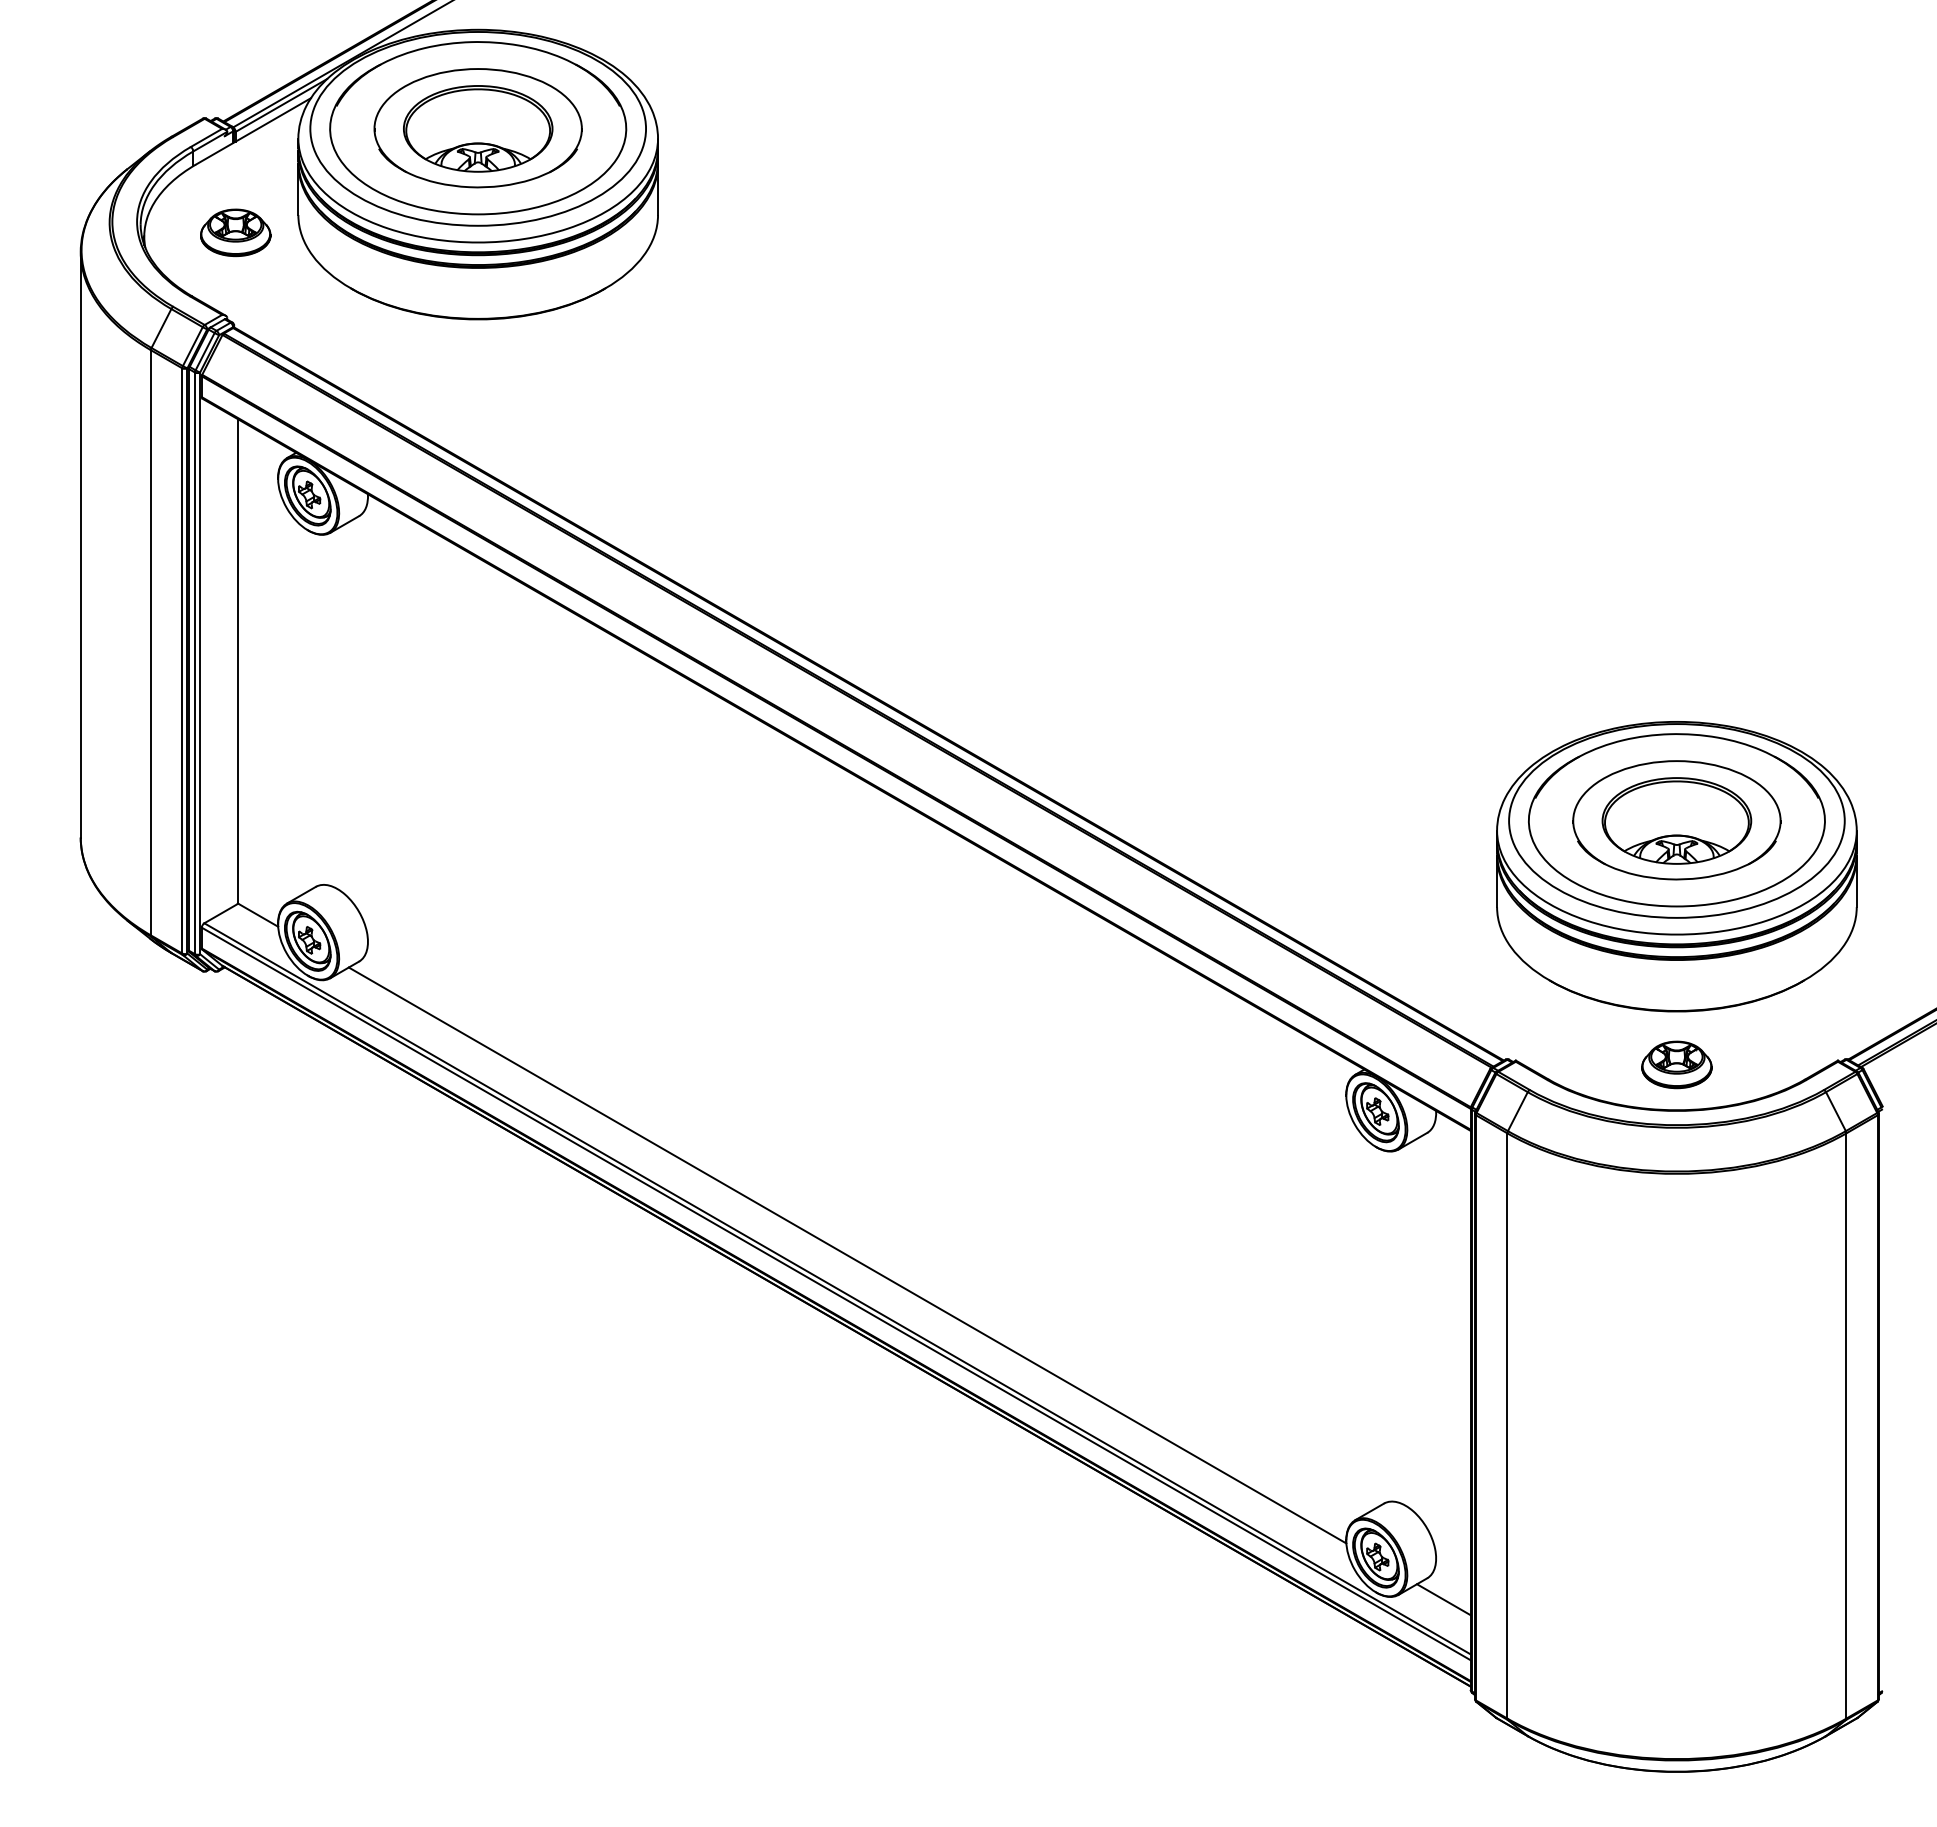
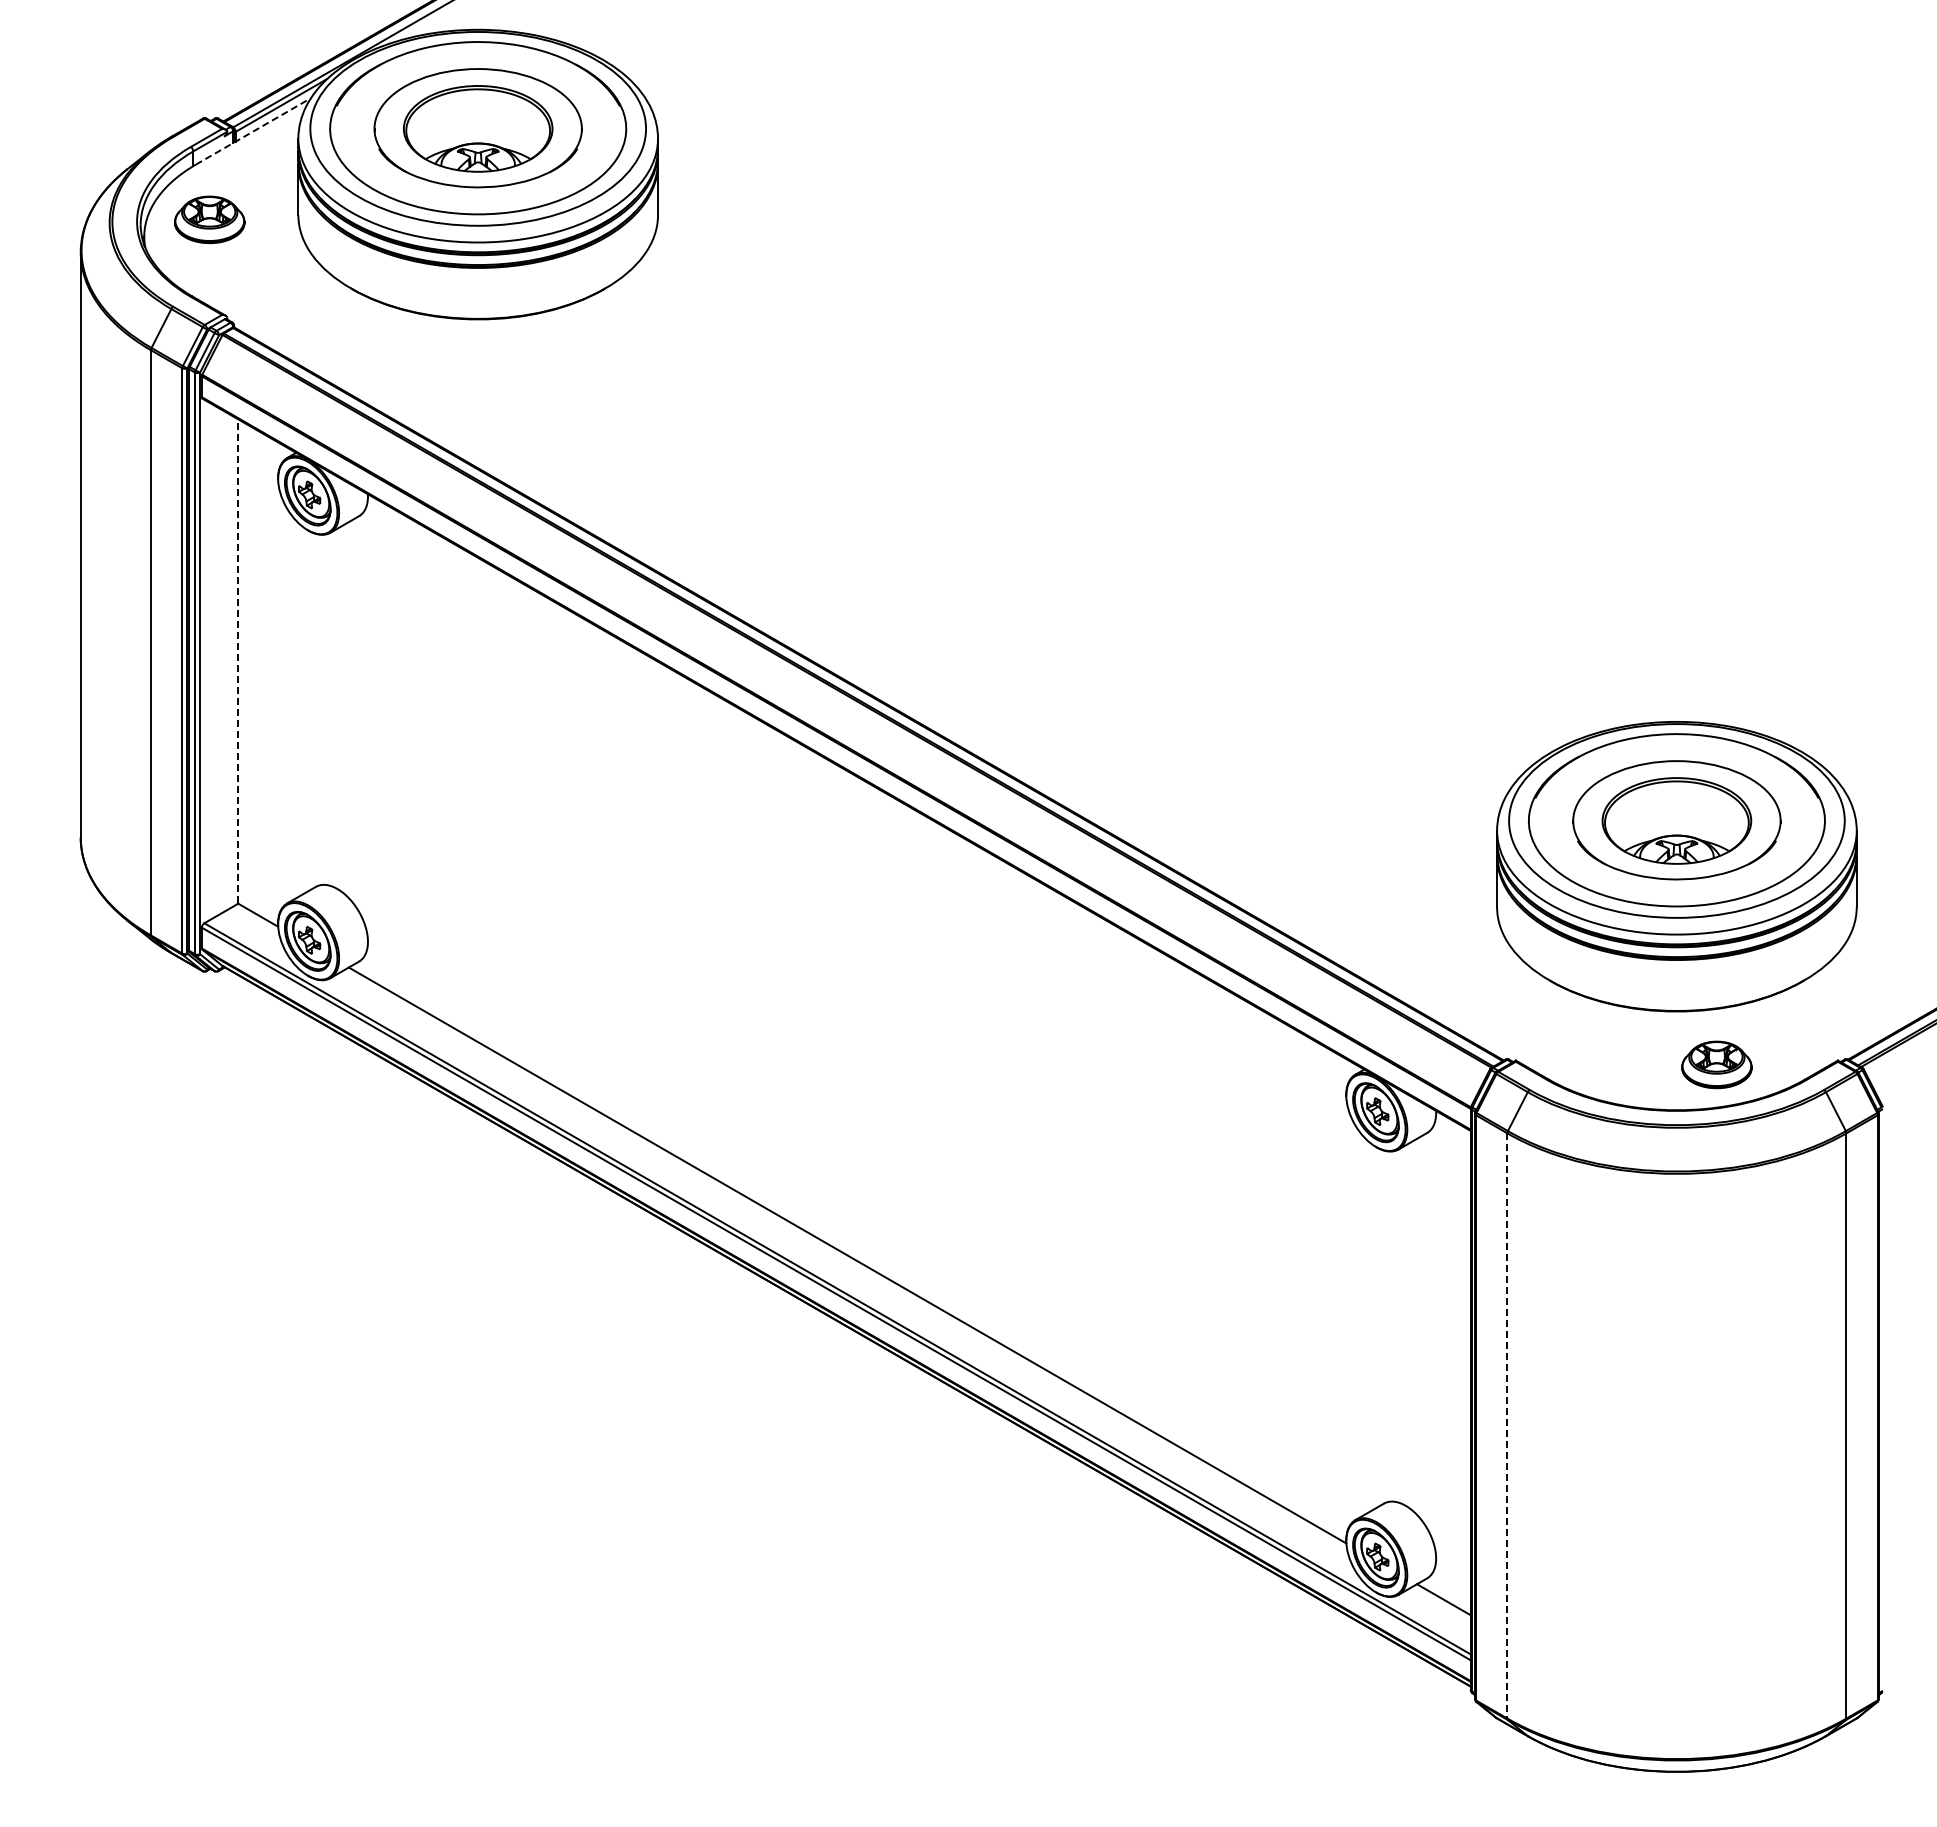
line: solid -> dashed (253, 131)
part position: (235, 232) -> (209, 219) (209, 219)
line: solid -> dashed (237, 660)
part position: (1676, 1064) -> (1716, 1064) (1716, 1064)
line: solid -> dashed (1507, 1425)
